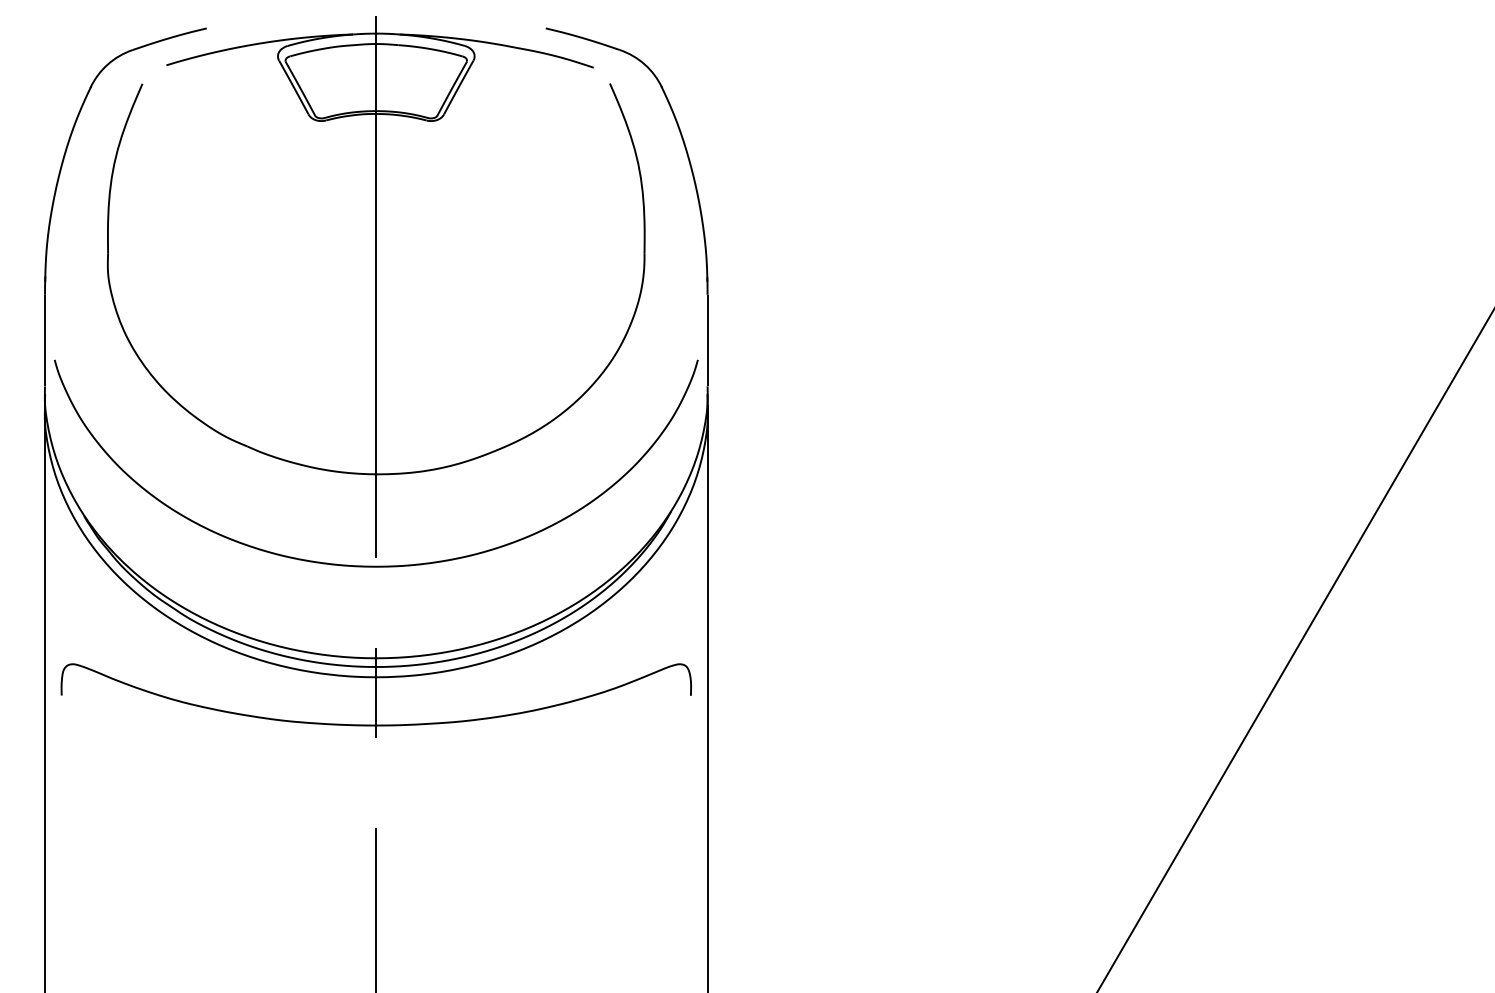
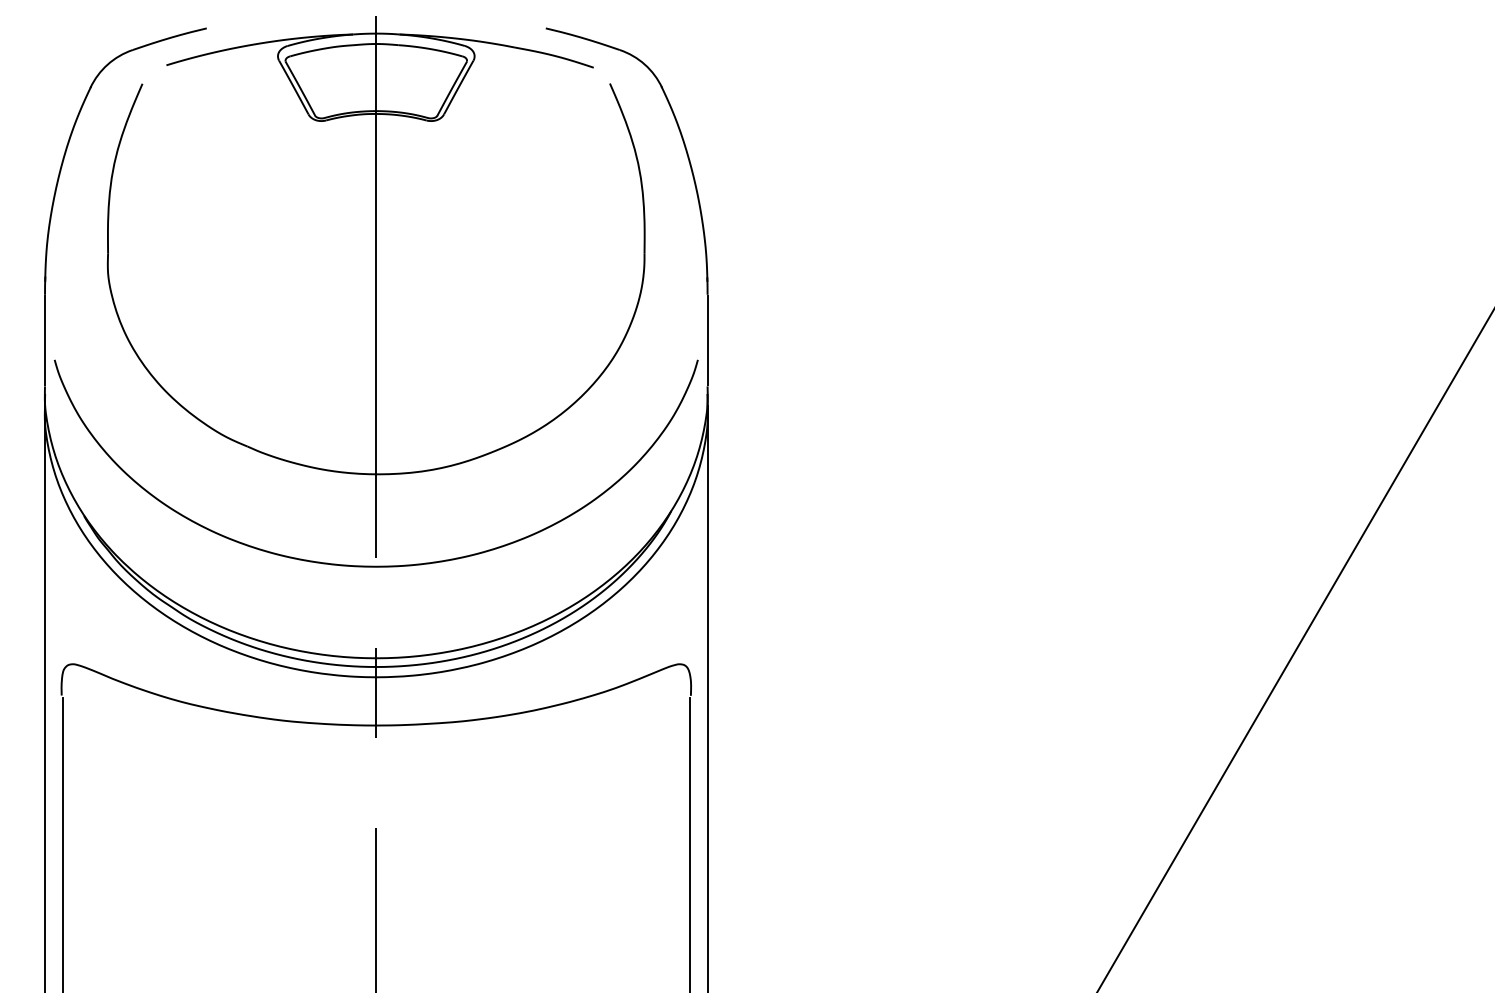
line: none -> present (63, 843)
line: none -> present (689, 843)
